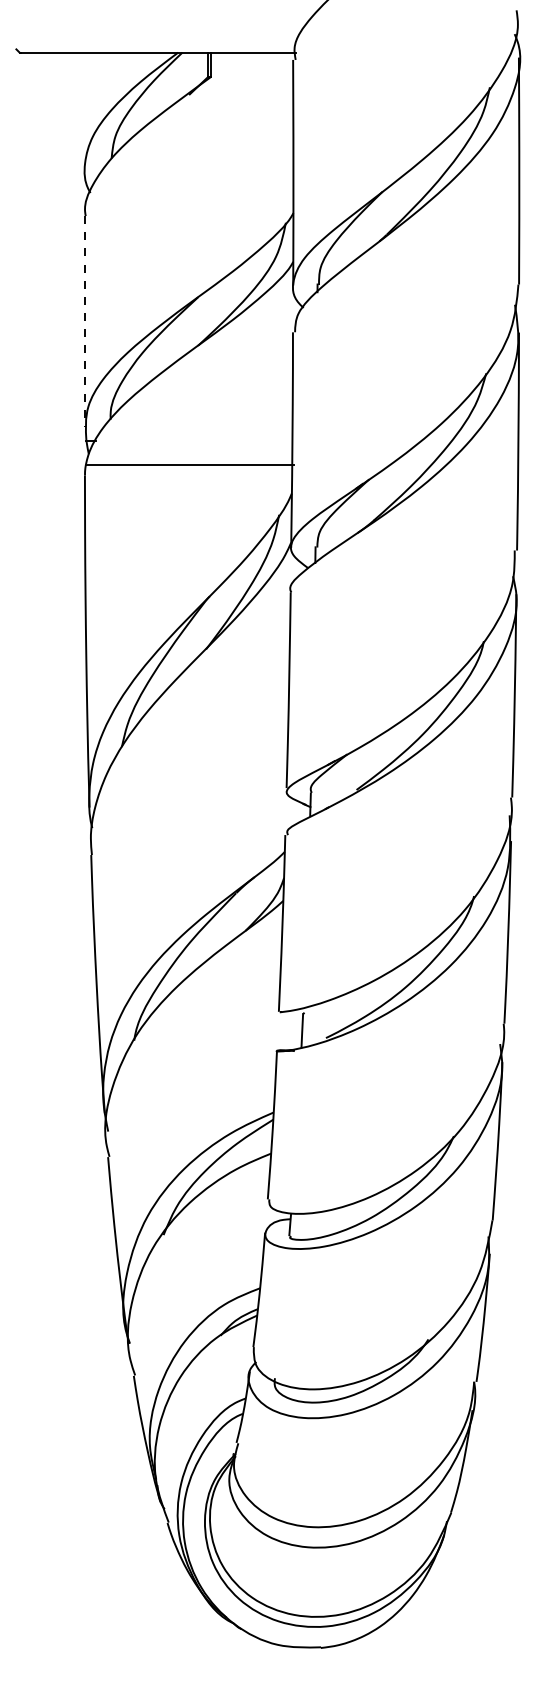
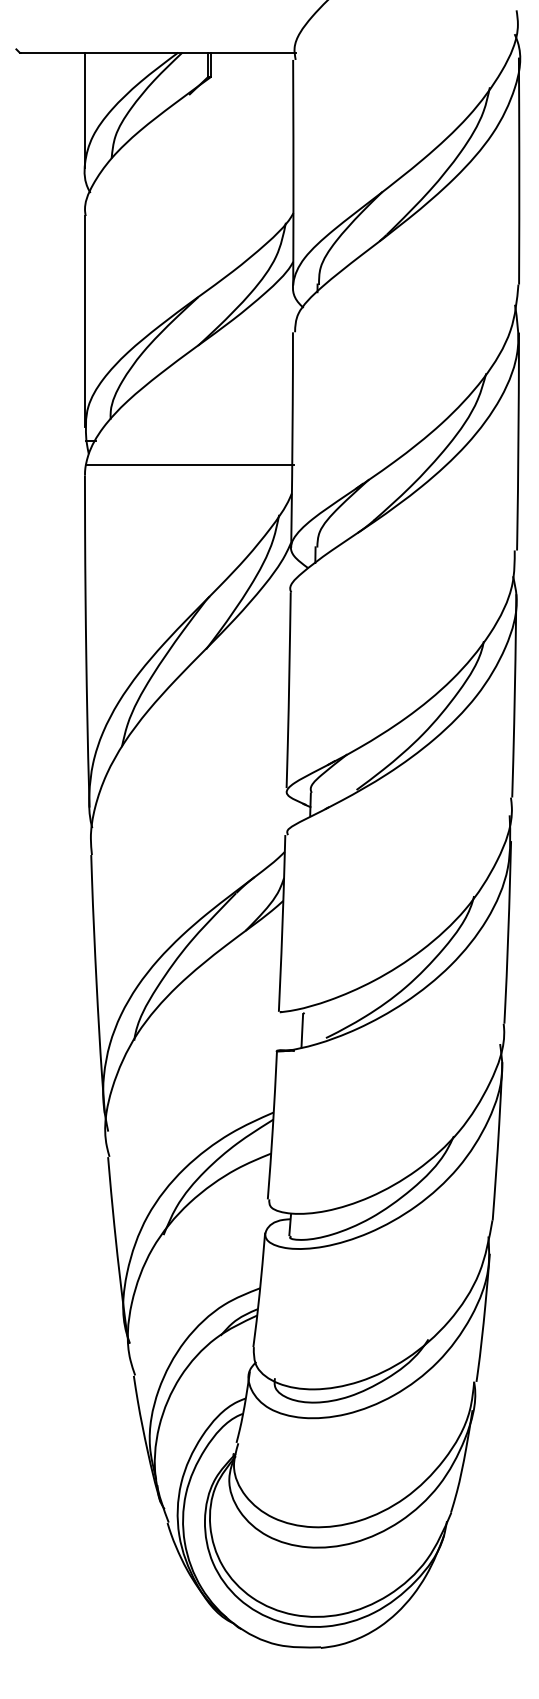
line: none -> present (84, 109)
line: dashed -> solid (84, 321)
